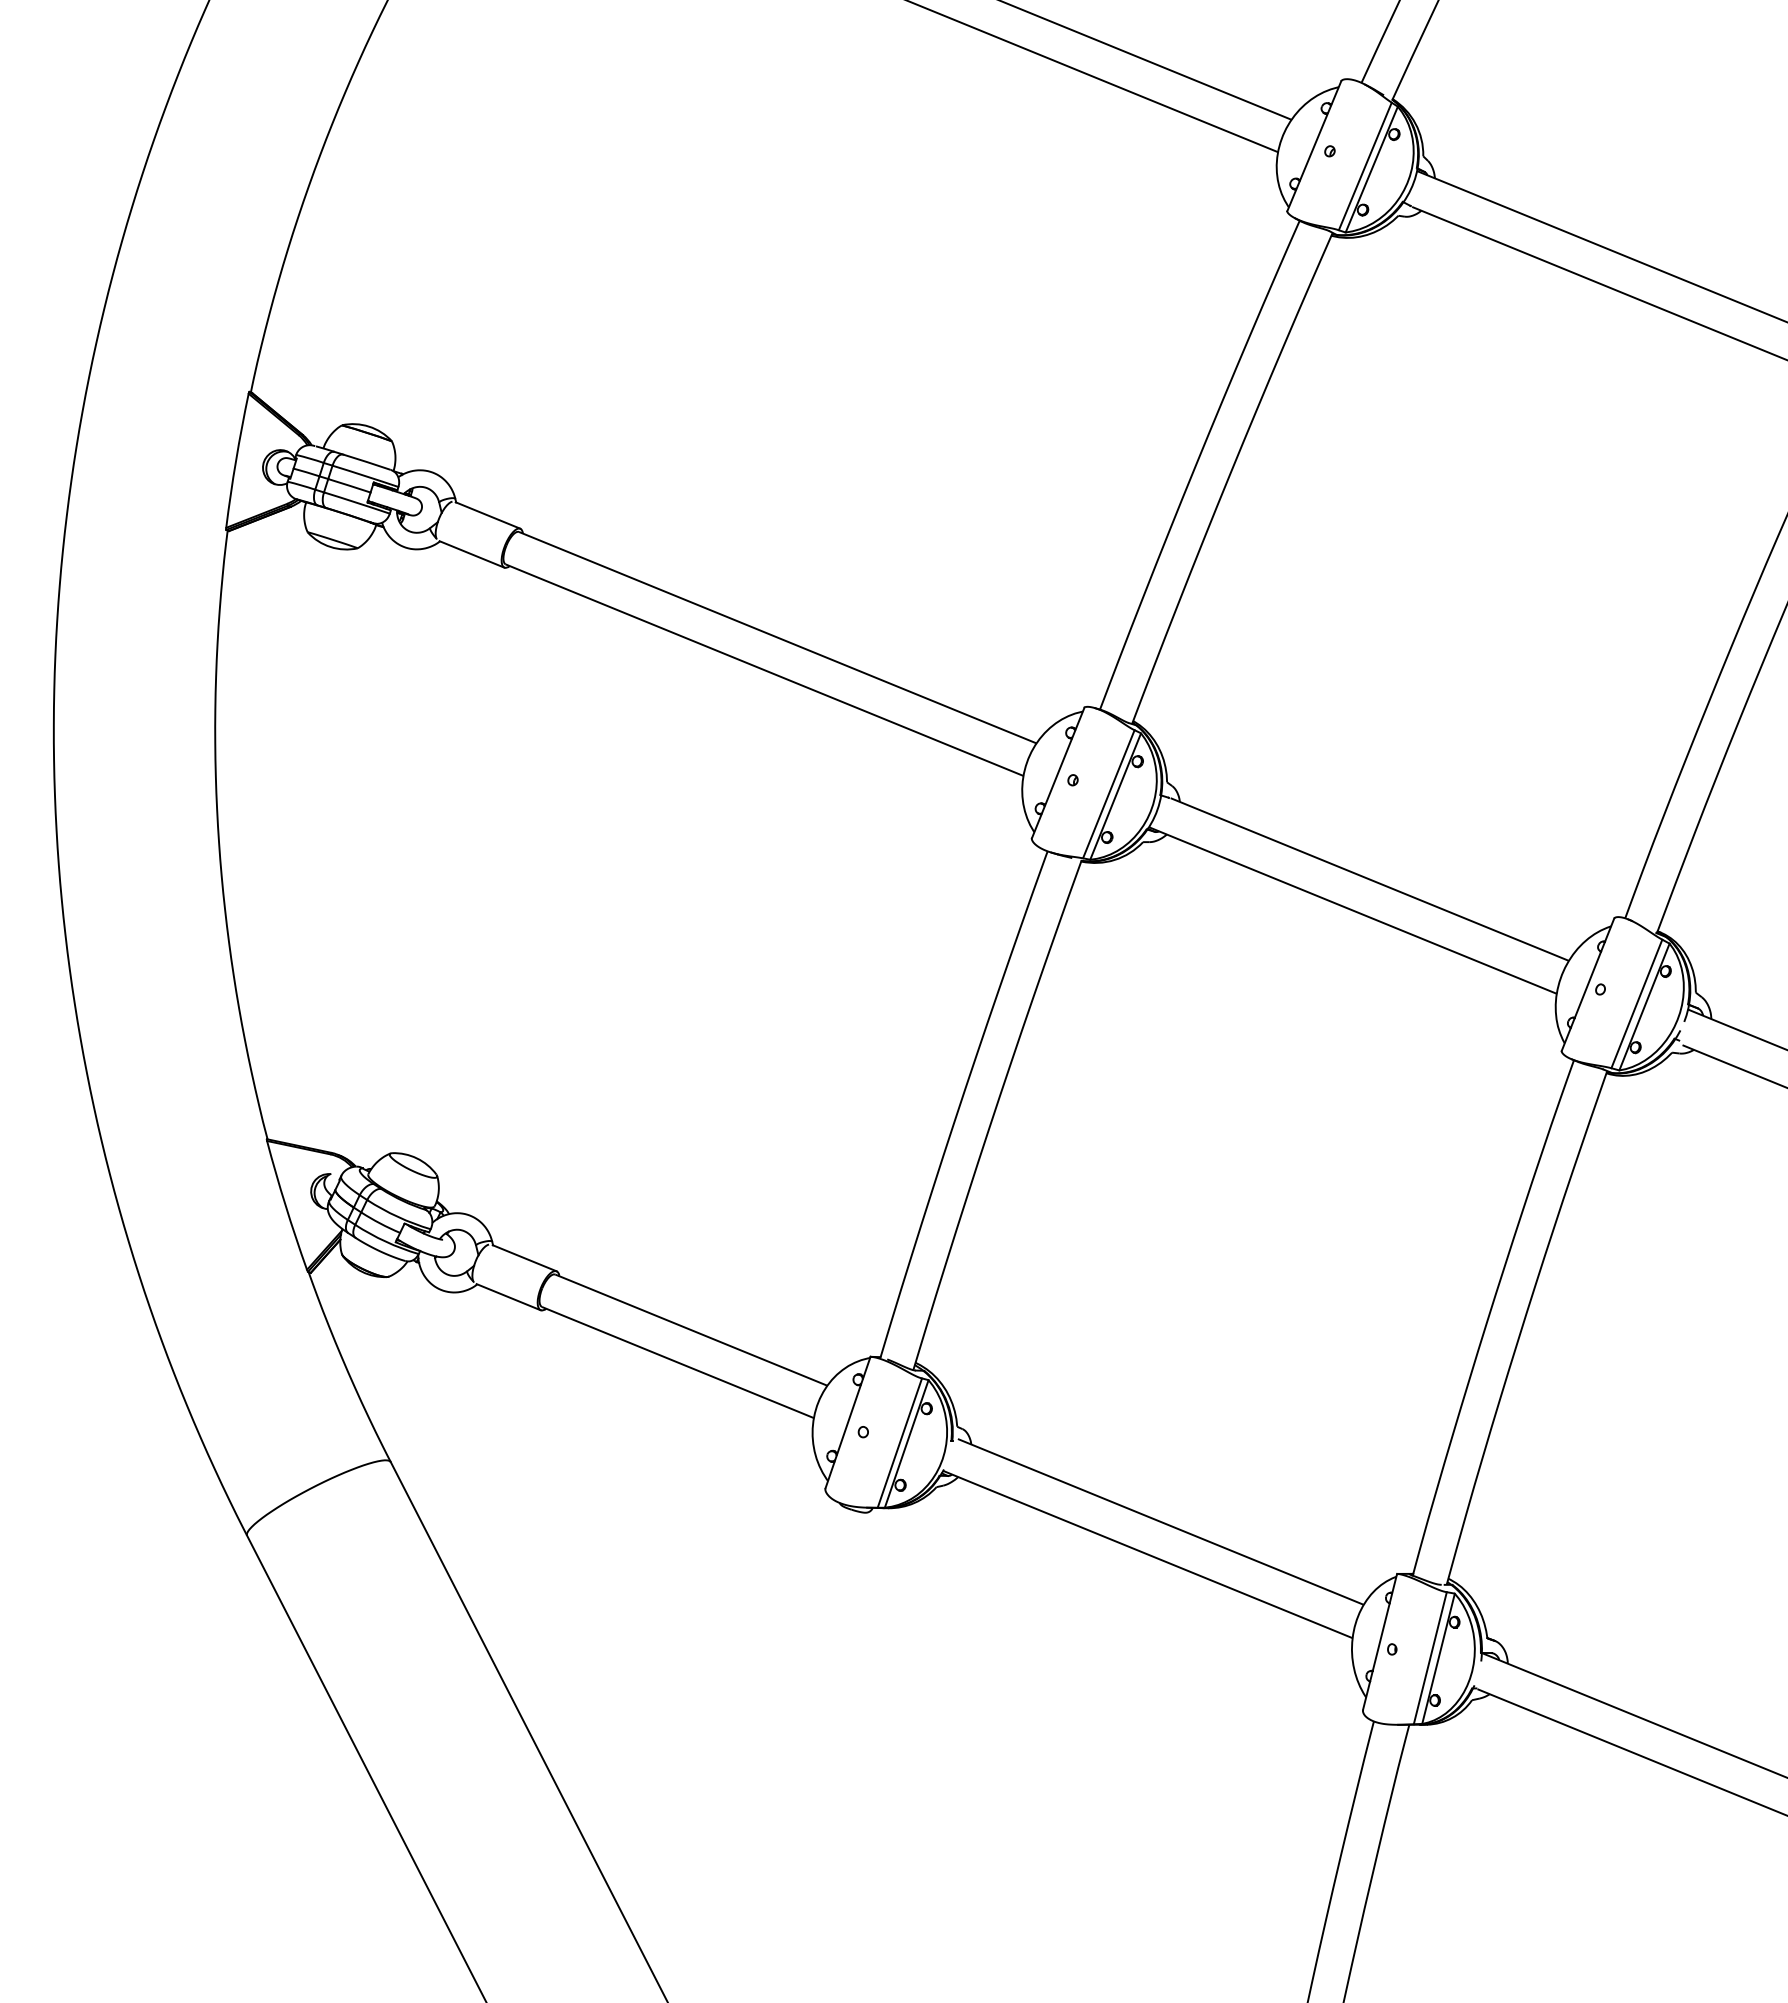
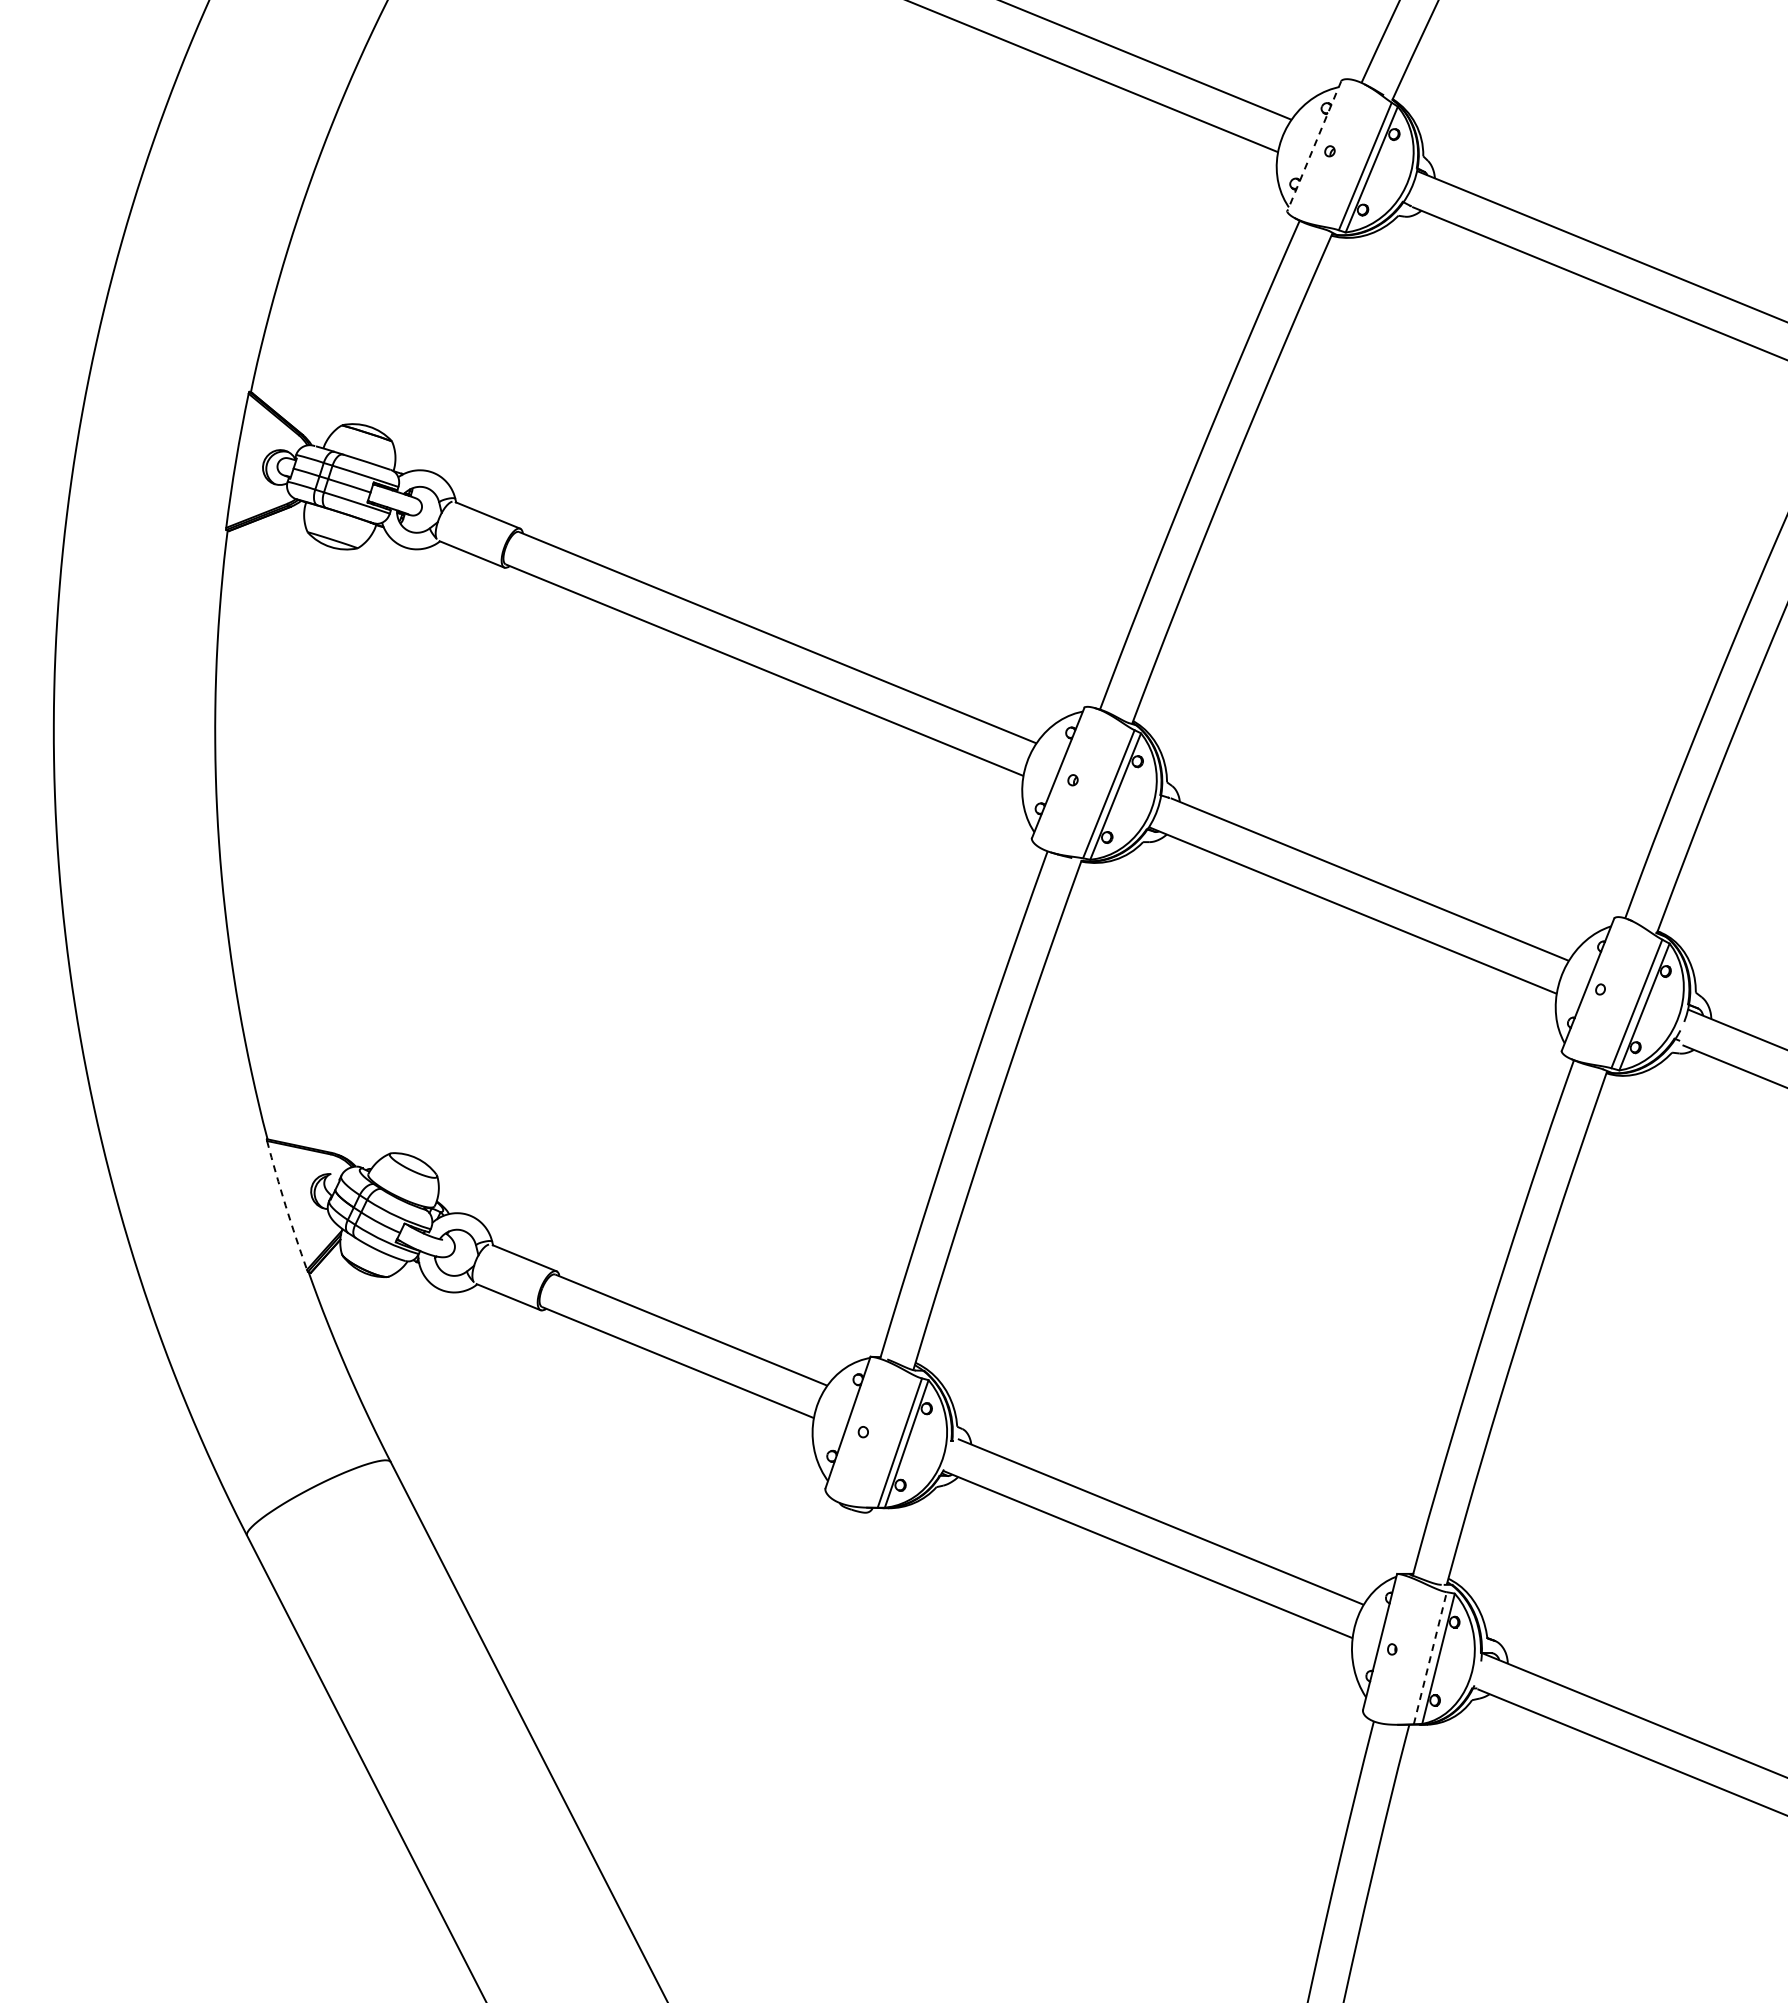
line: solid -> dashed (1314, 146)
arc: solid -> dashed (285, 1205)
line: solid -> dashed (1430, 1657)
